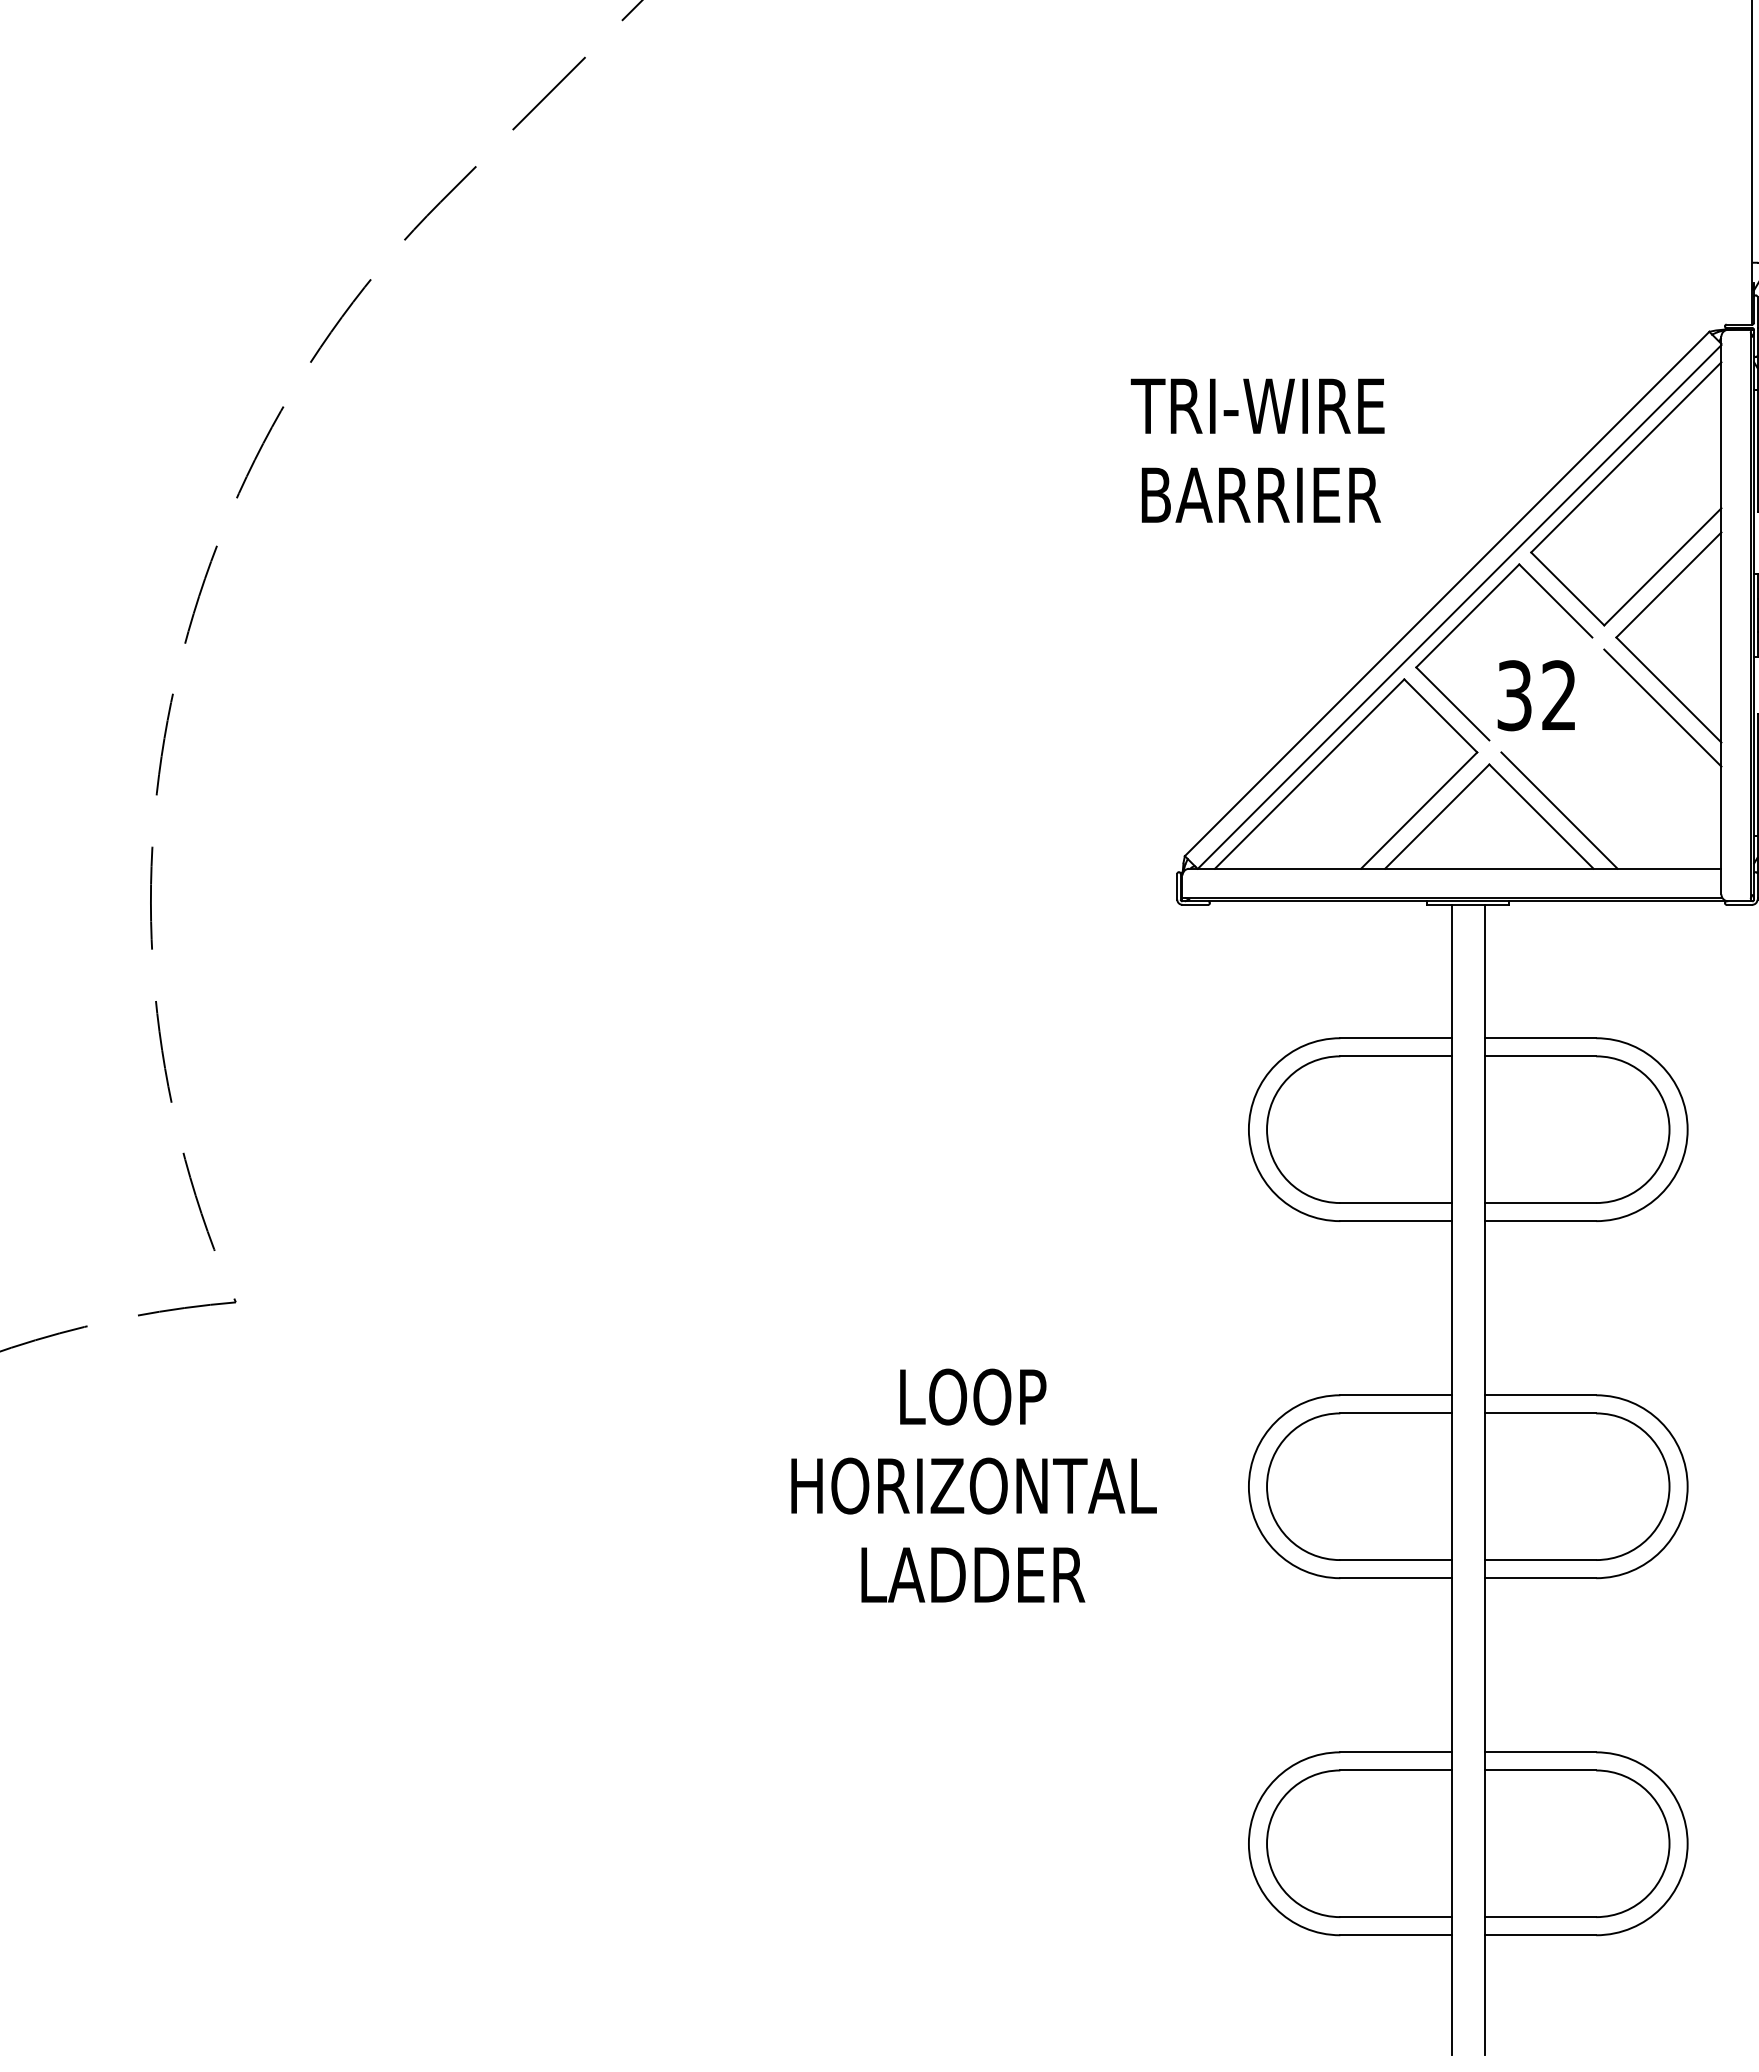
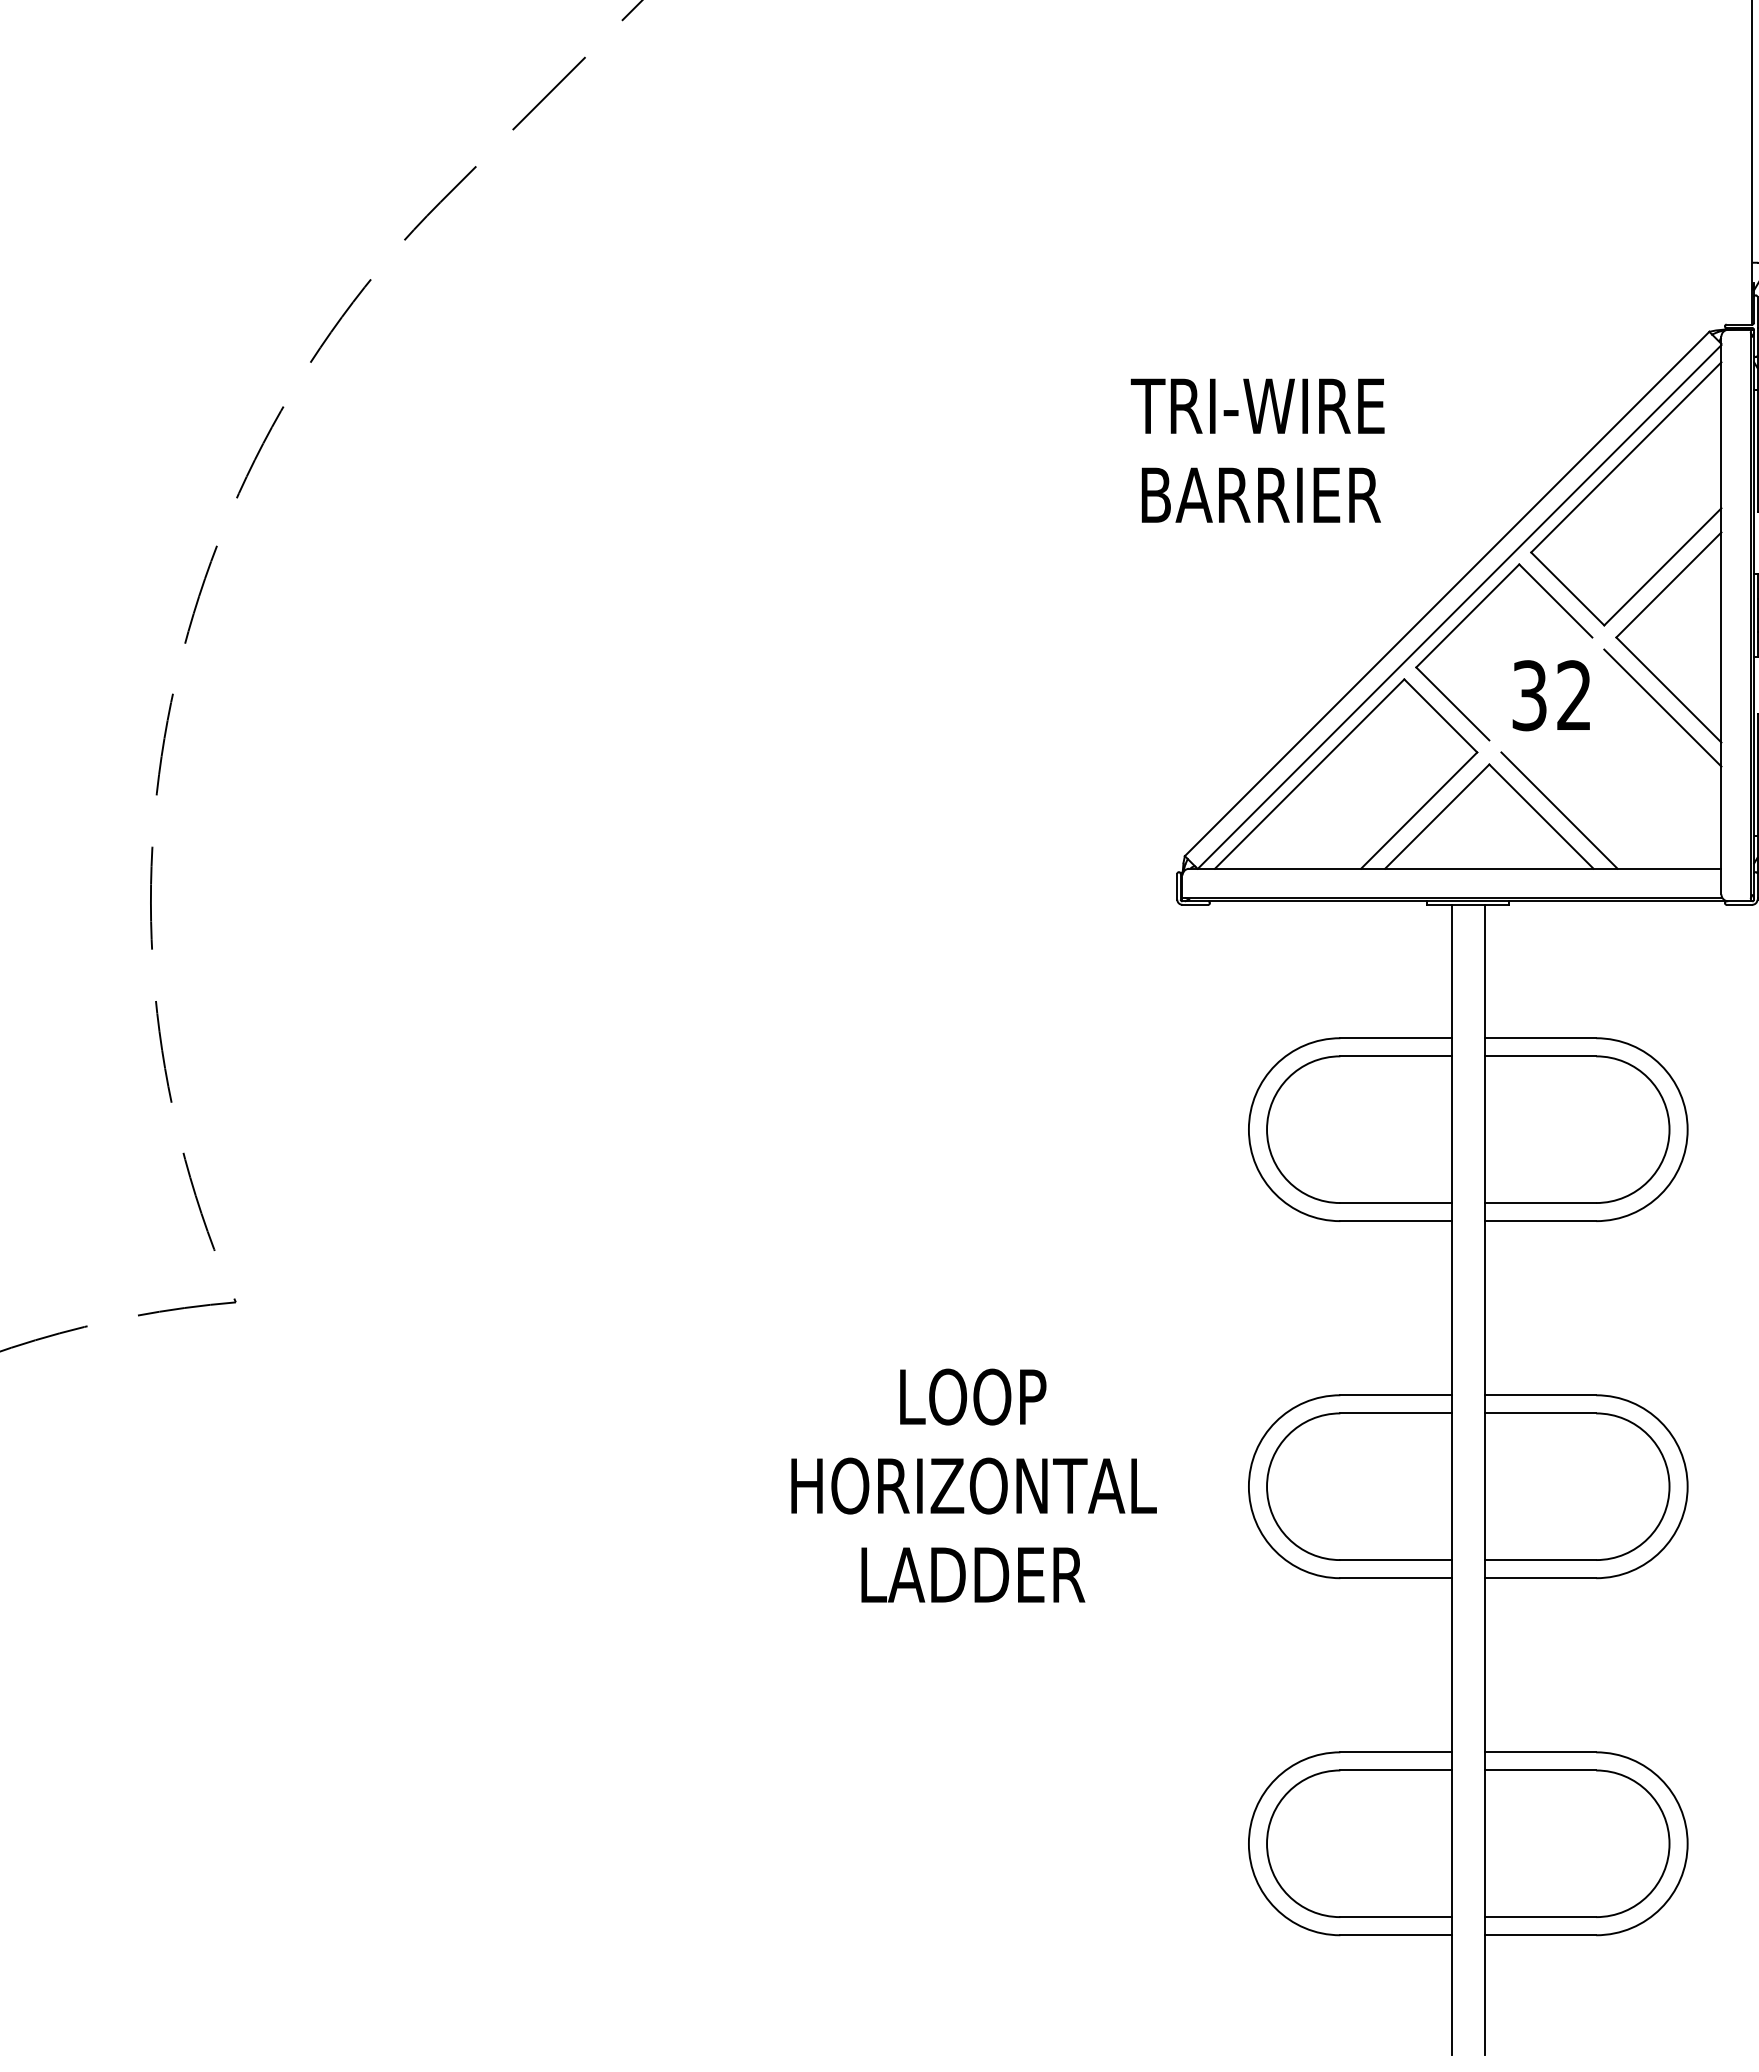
text position: (1535, 695) -> (1550, 695) (1550, 695)
